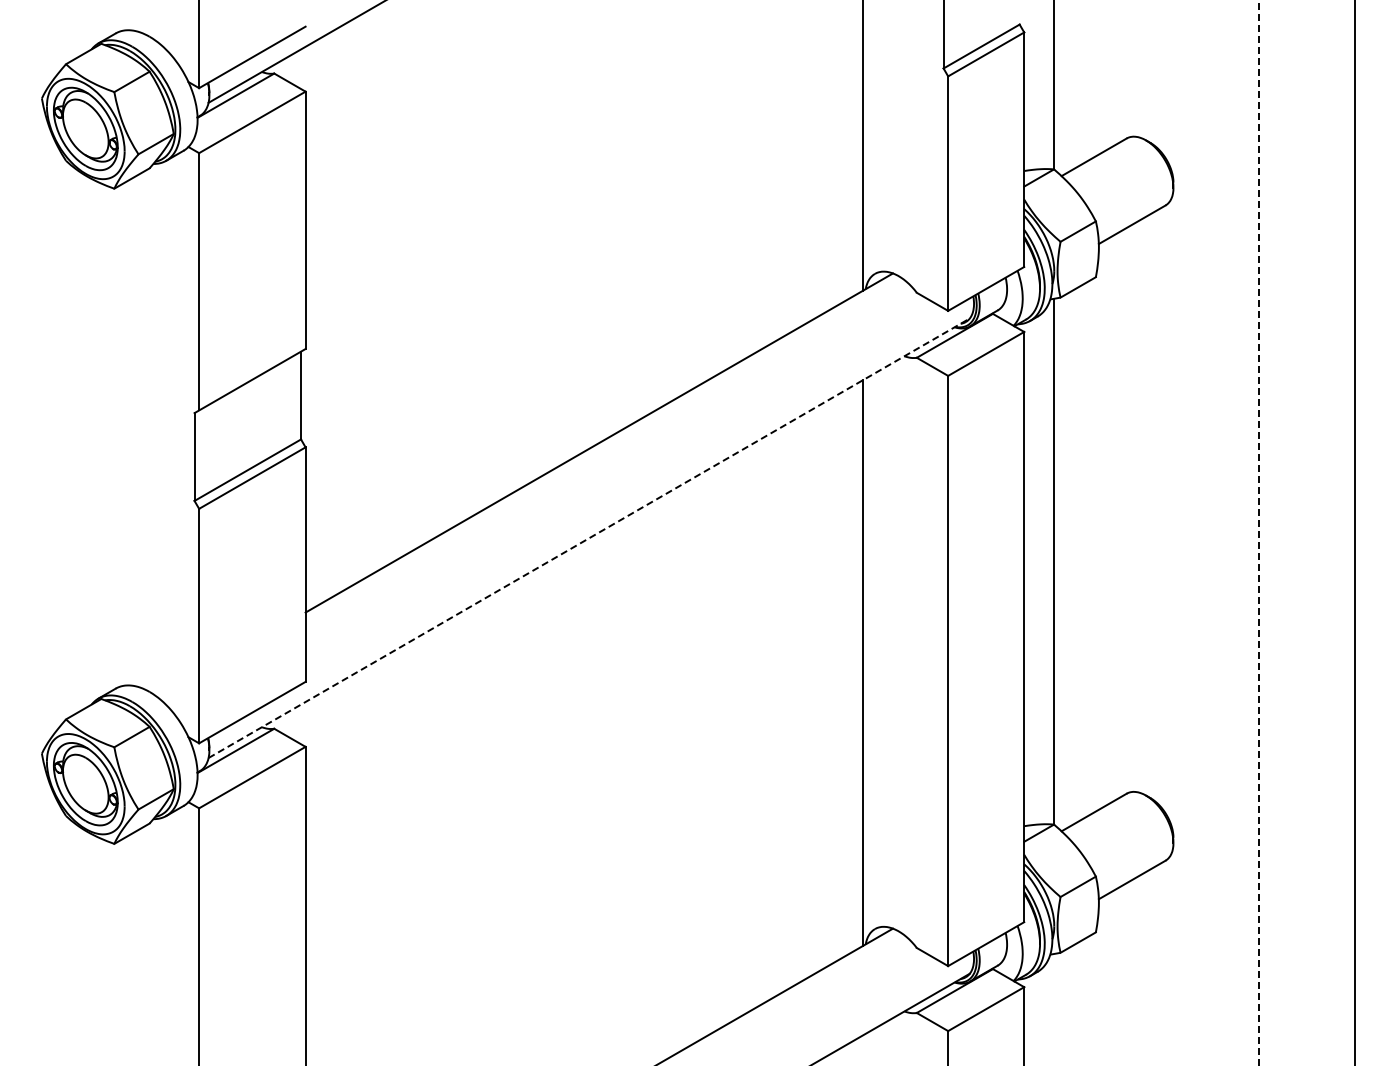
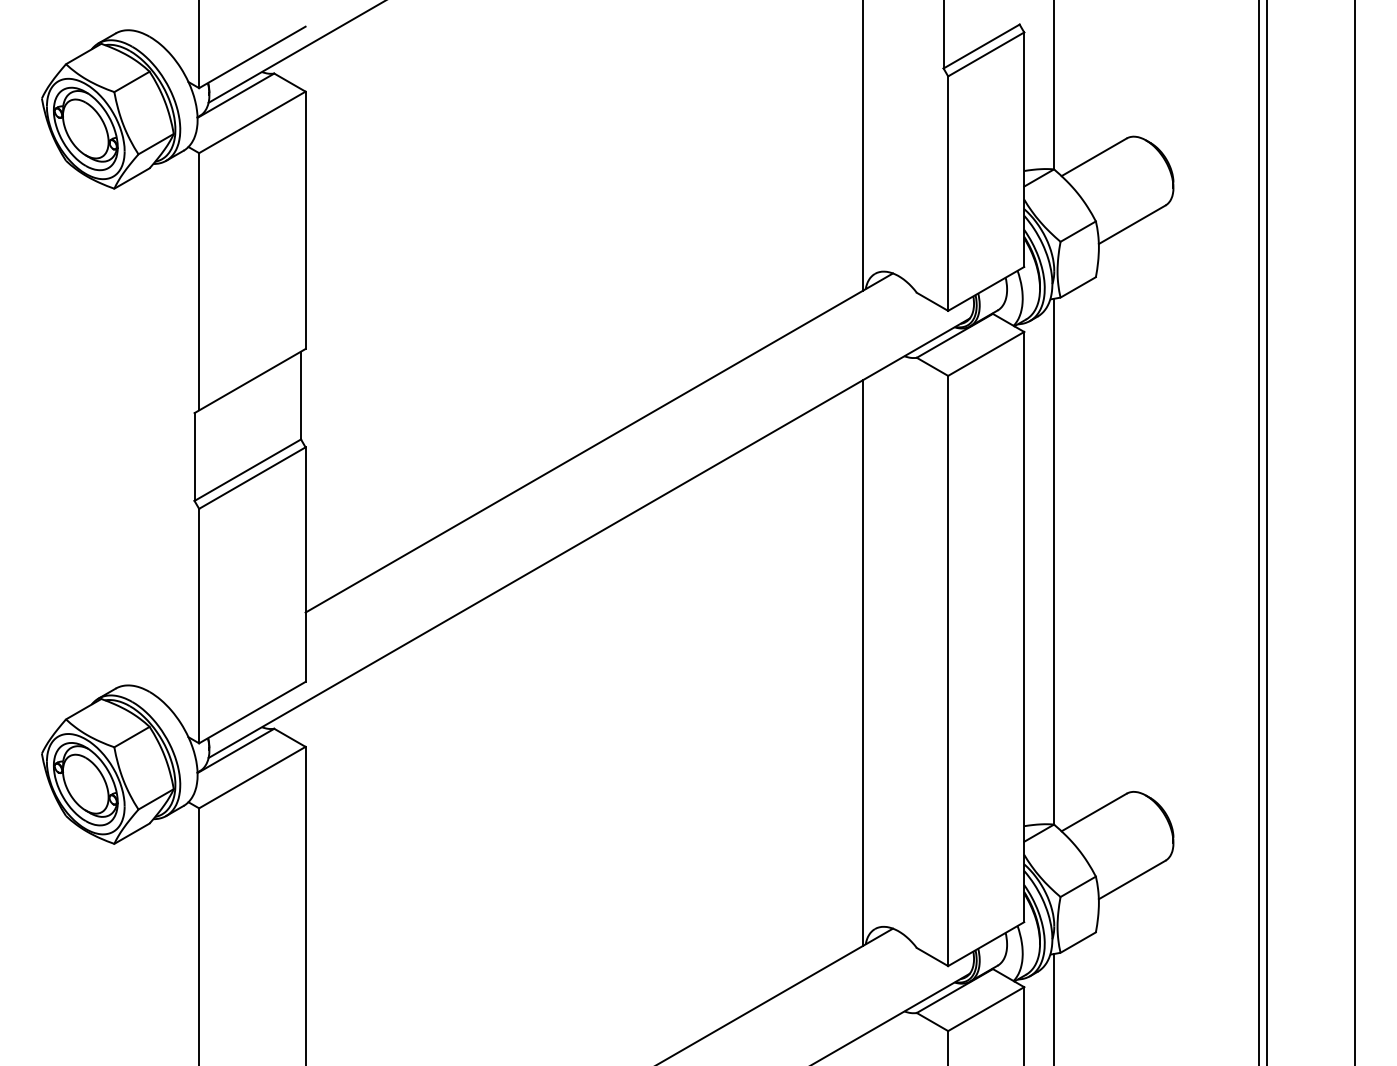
line: none -> present (1266, 532)
line: dashed -> solid (1258, 533)
line: dashed -> solid (589, 538)
line: none -> present (1053, 1008)
